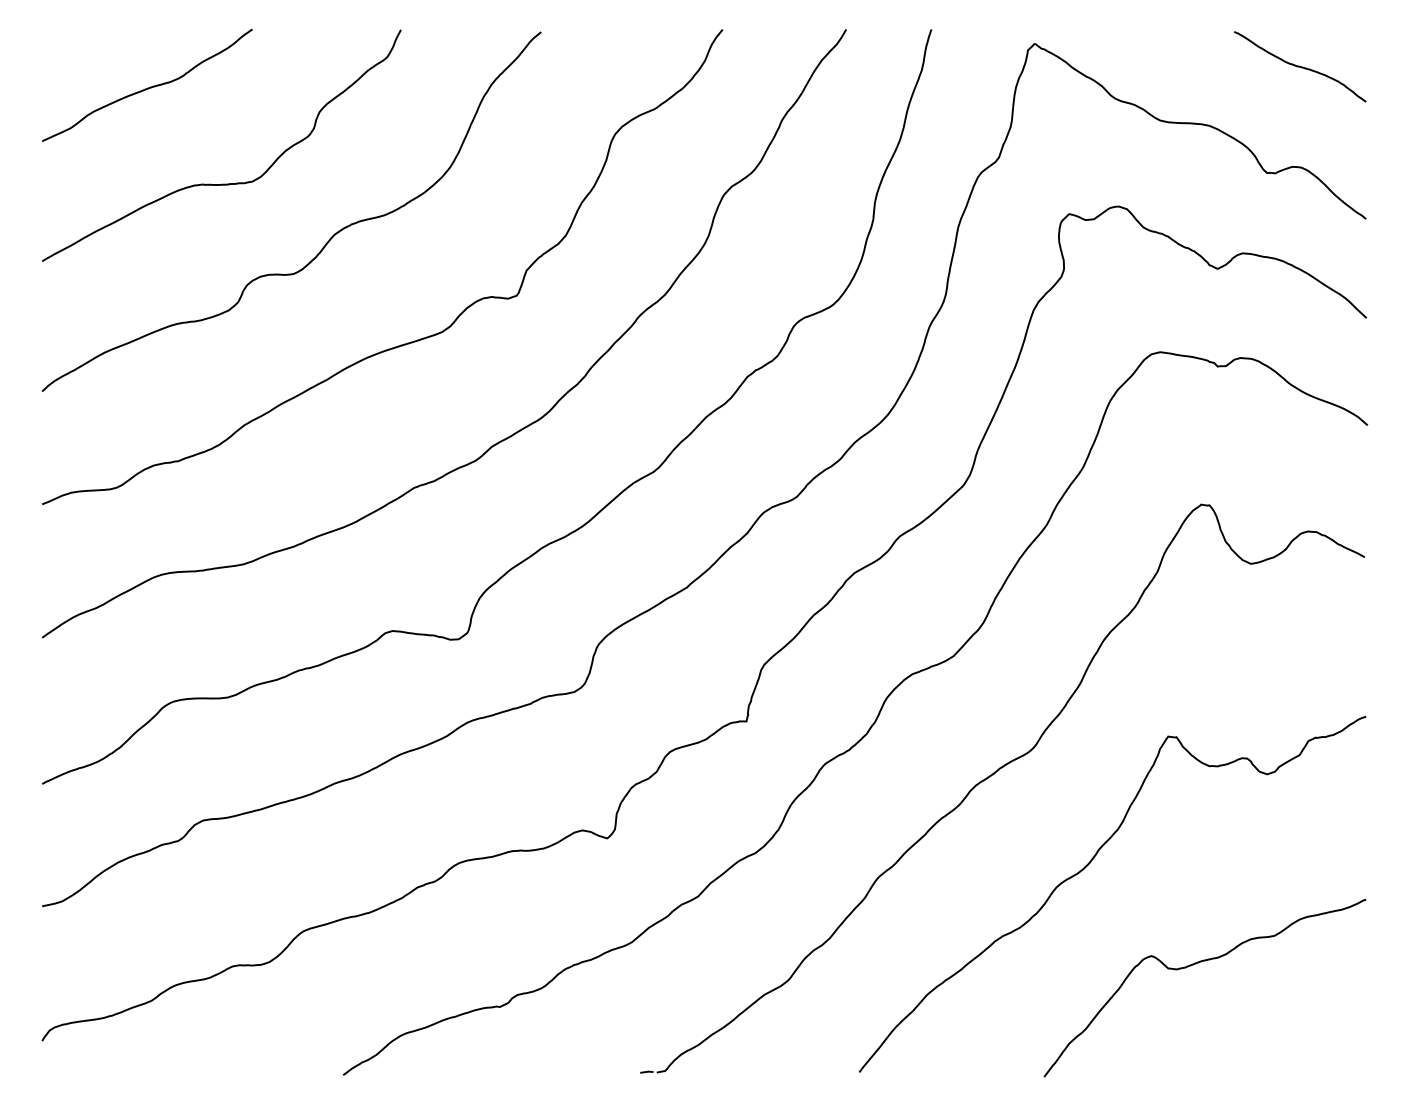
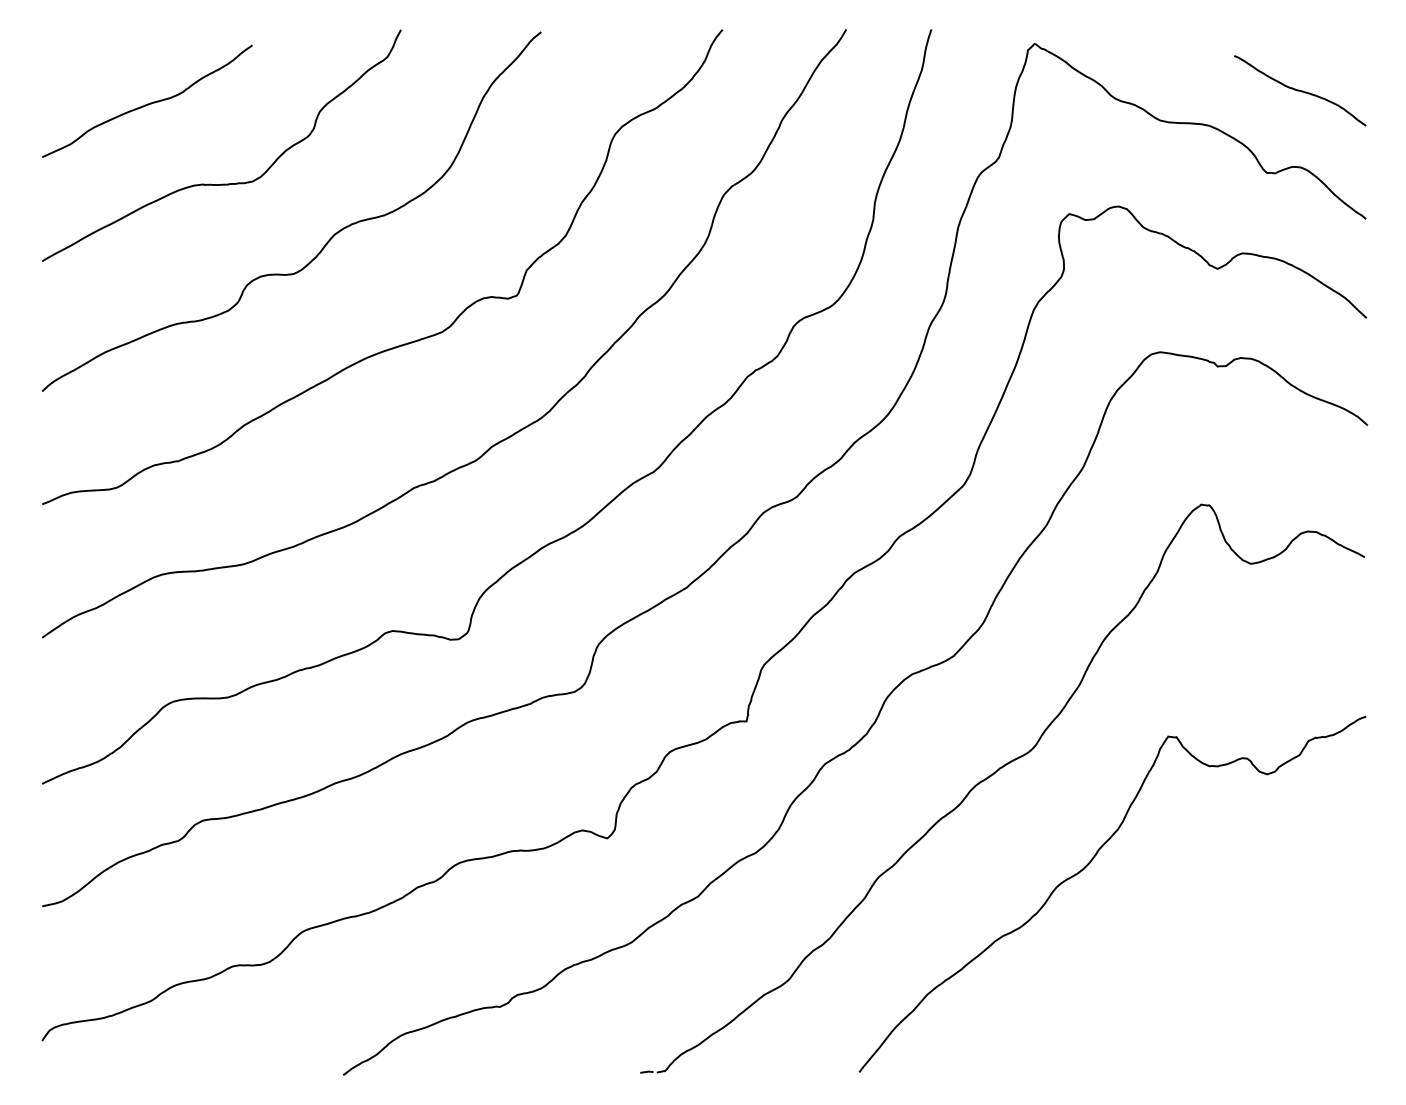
curve position: (1300, 66) -> (1300, 90) (1300, 90)
curve position: (147, 87) -> (147, 103) (147, 103)
curve: present -> none (1196, 964)
